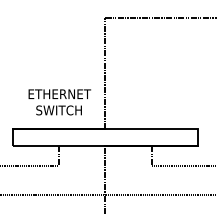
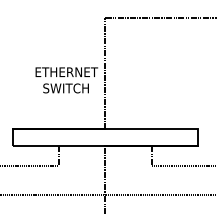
text position: (59, 102) -> (66, 80) (66, 80)
